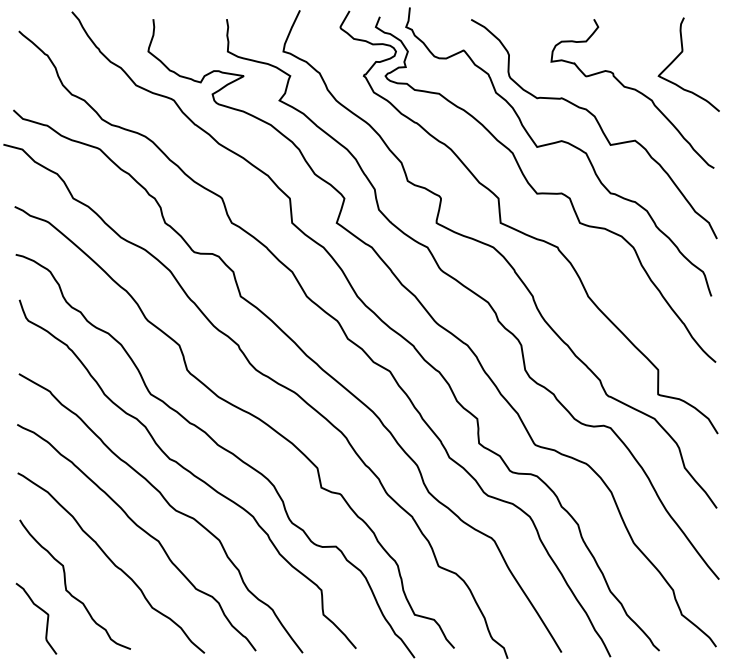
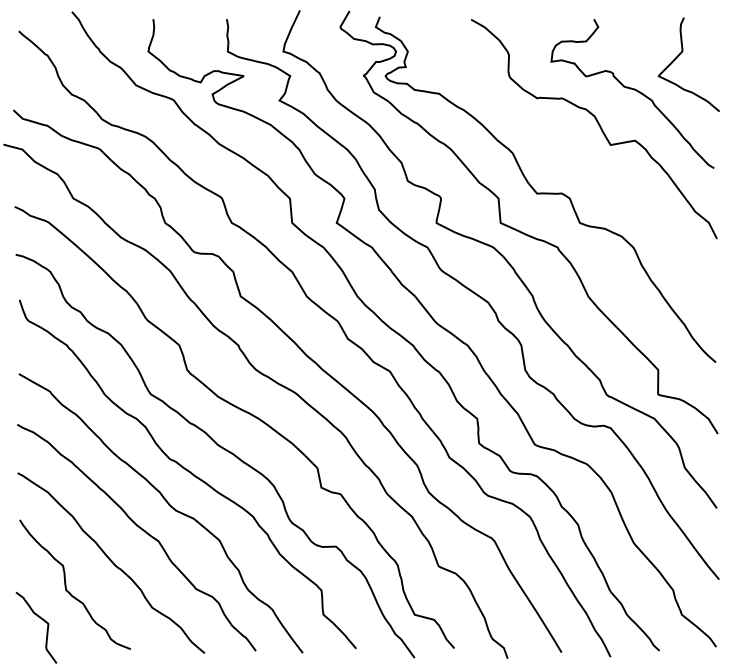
curve: present -> none (557, 143)
curve position: (42, 611) -> (42, 620) (42, 620)
